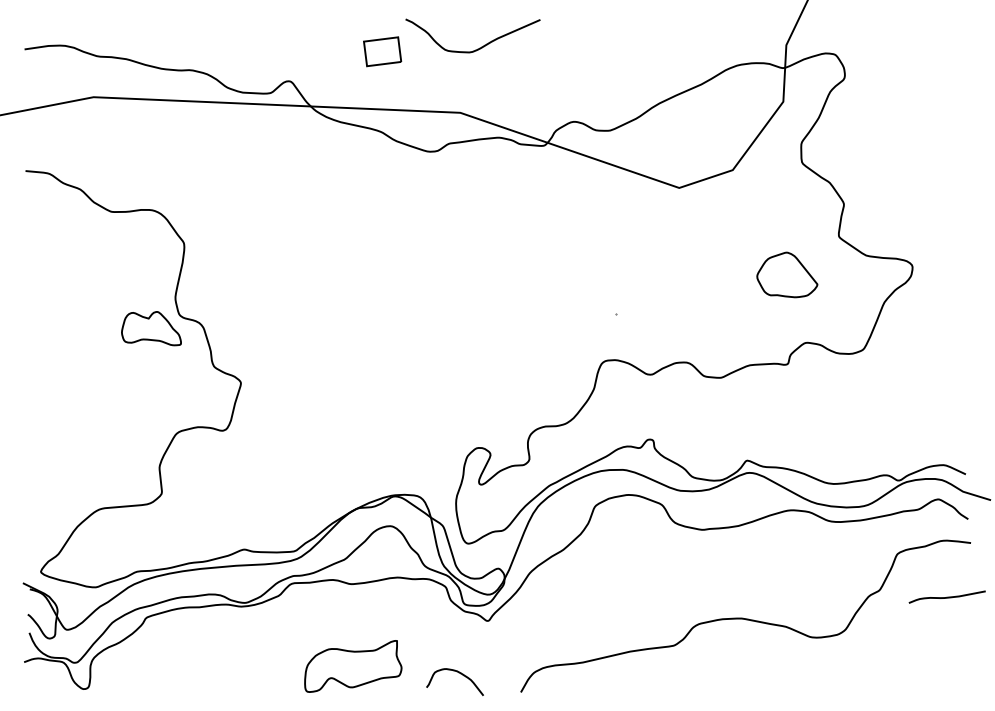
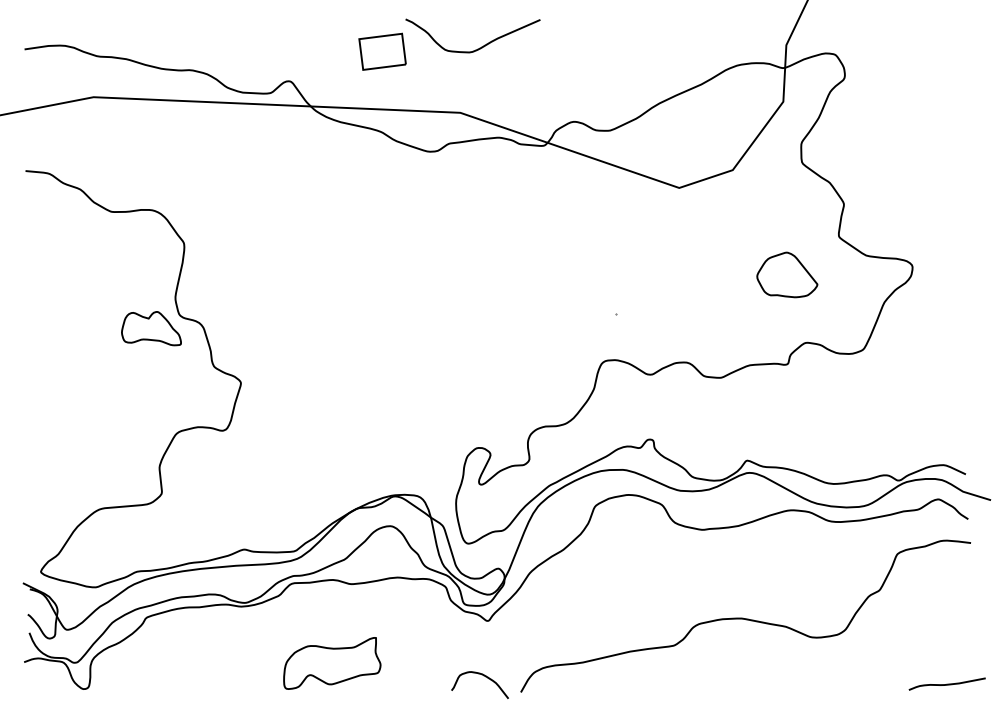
part size: 40x32 px -> 49x39 px (382, 51)
curve position: (946, 596) -> (946, 683) (946, 683)
part position: (353, 666) -> (332, 663) (332, 663)
curve position: (458, 673) -> (483, 676) (483, 676)
